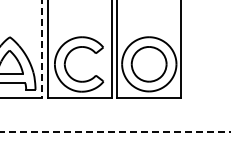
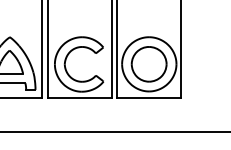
line: dashed -> solid (41, 49)
line: dashed -> solid (115, 132)
